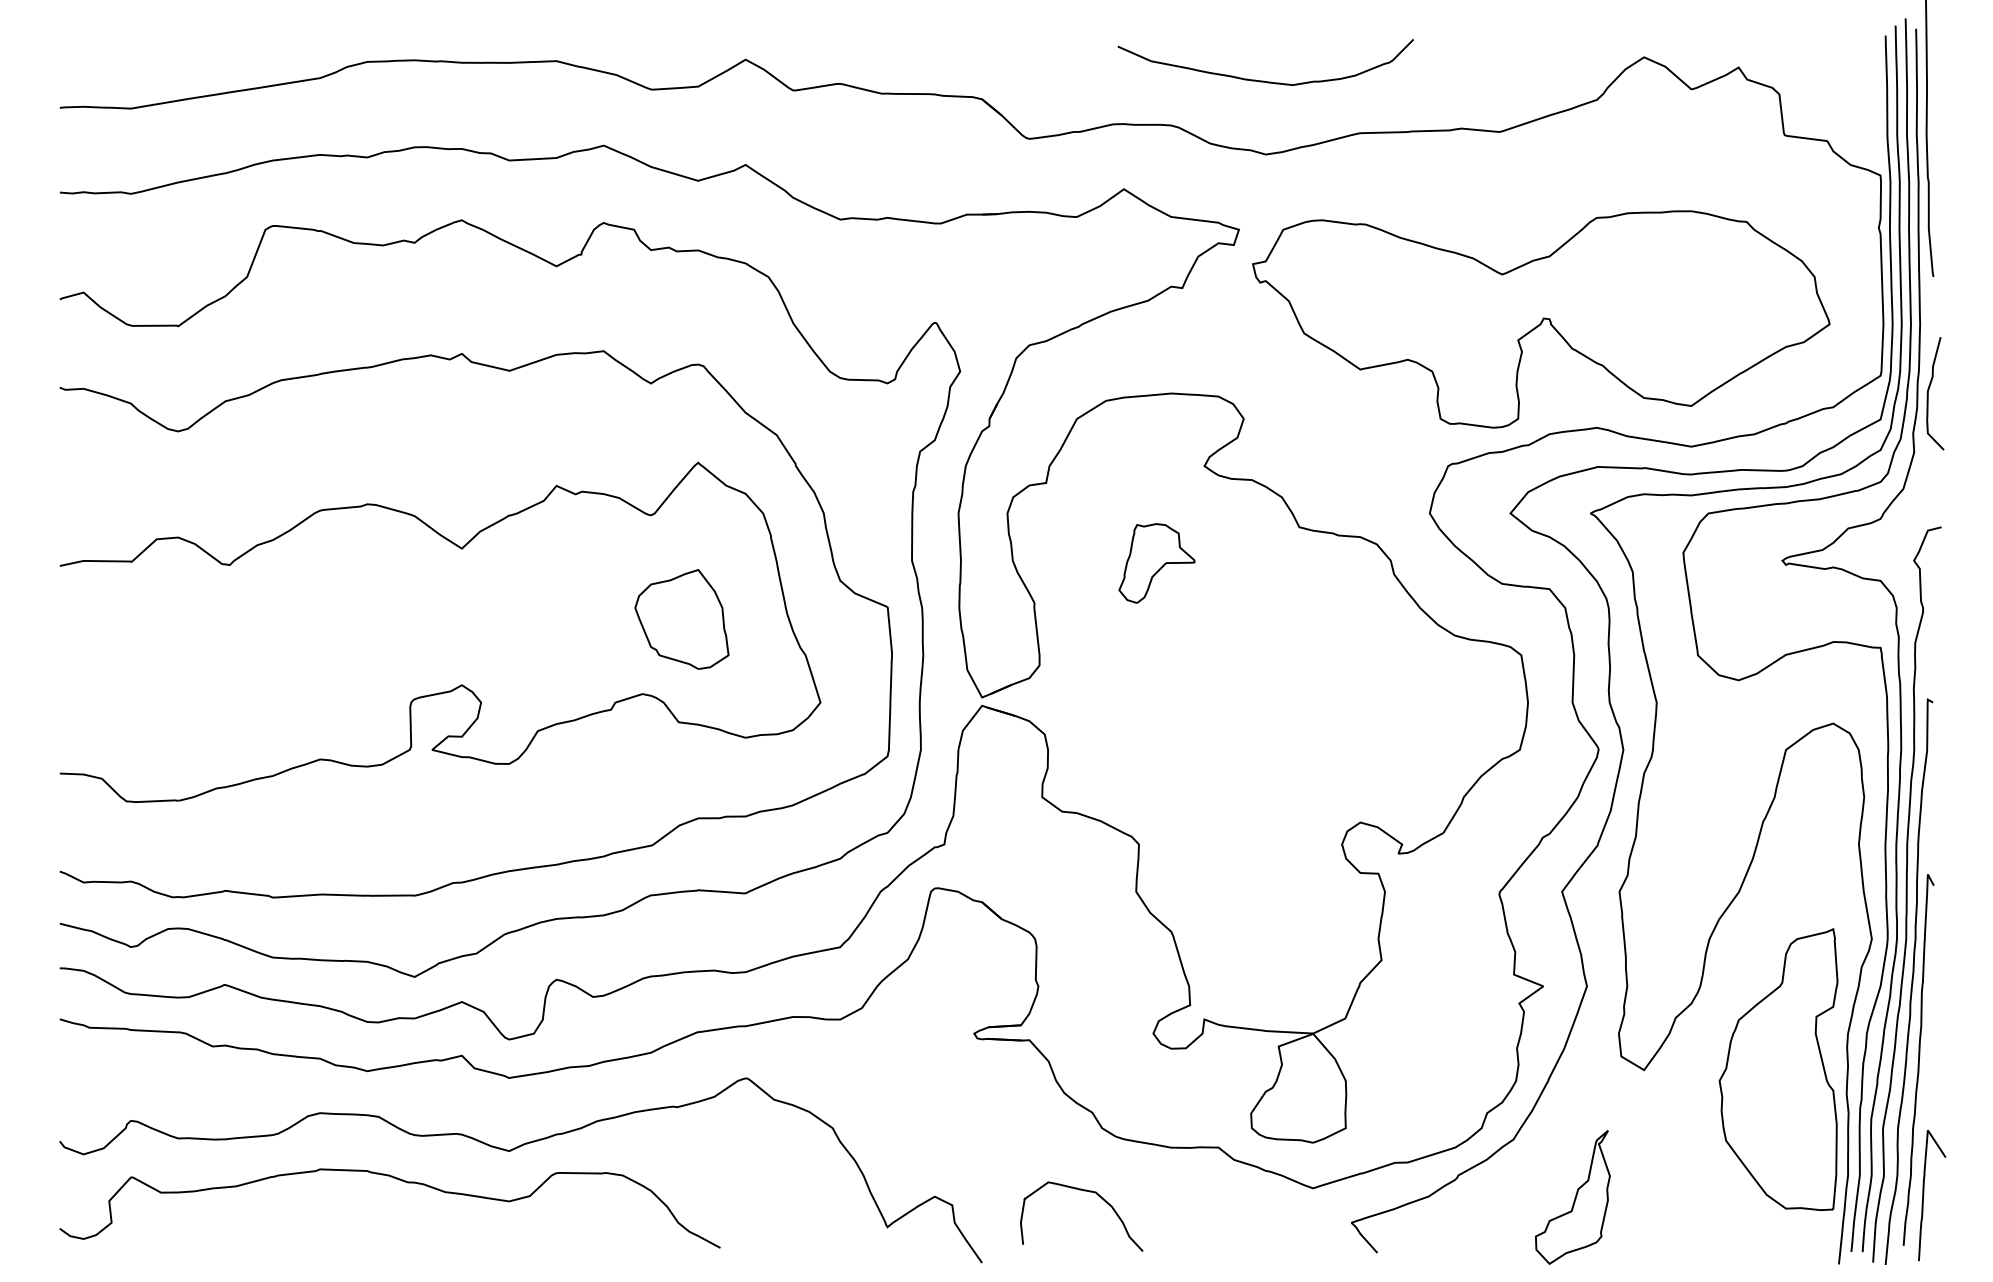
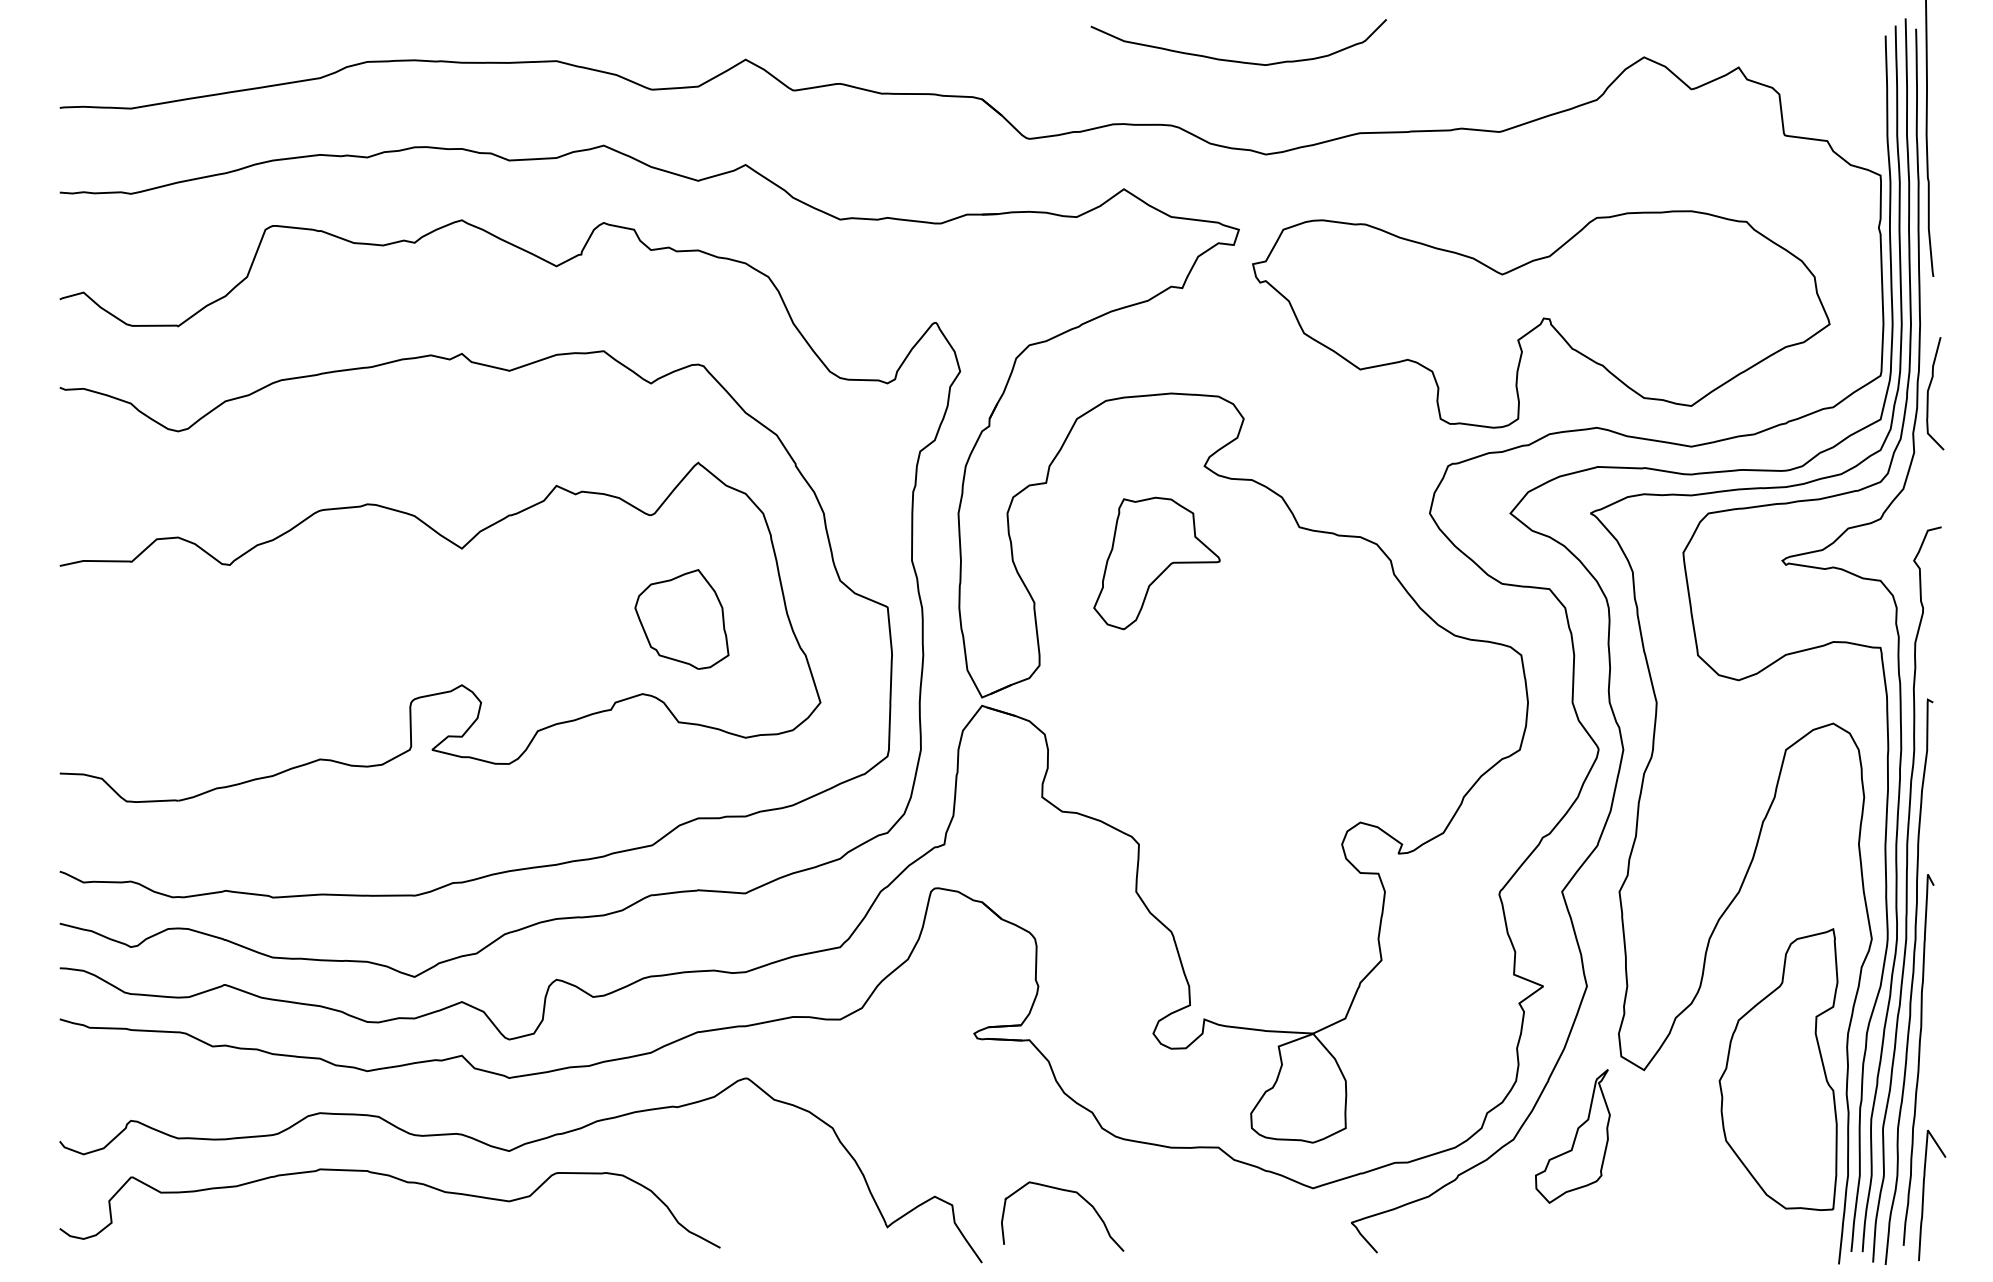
curve position: (1264, 80) -> (1237, 60) (1237, 60)
part size: 78x81 px -> 128x135 px (1156, 563)
curve position: (1084, 1191) -> (1065, 1191) (1065, 1191)
part position: (1572, 1197) -> (1572, 1136) (1572, 1136)
